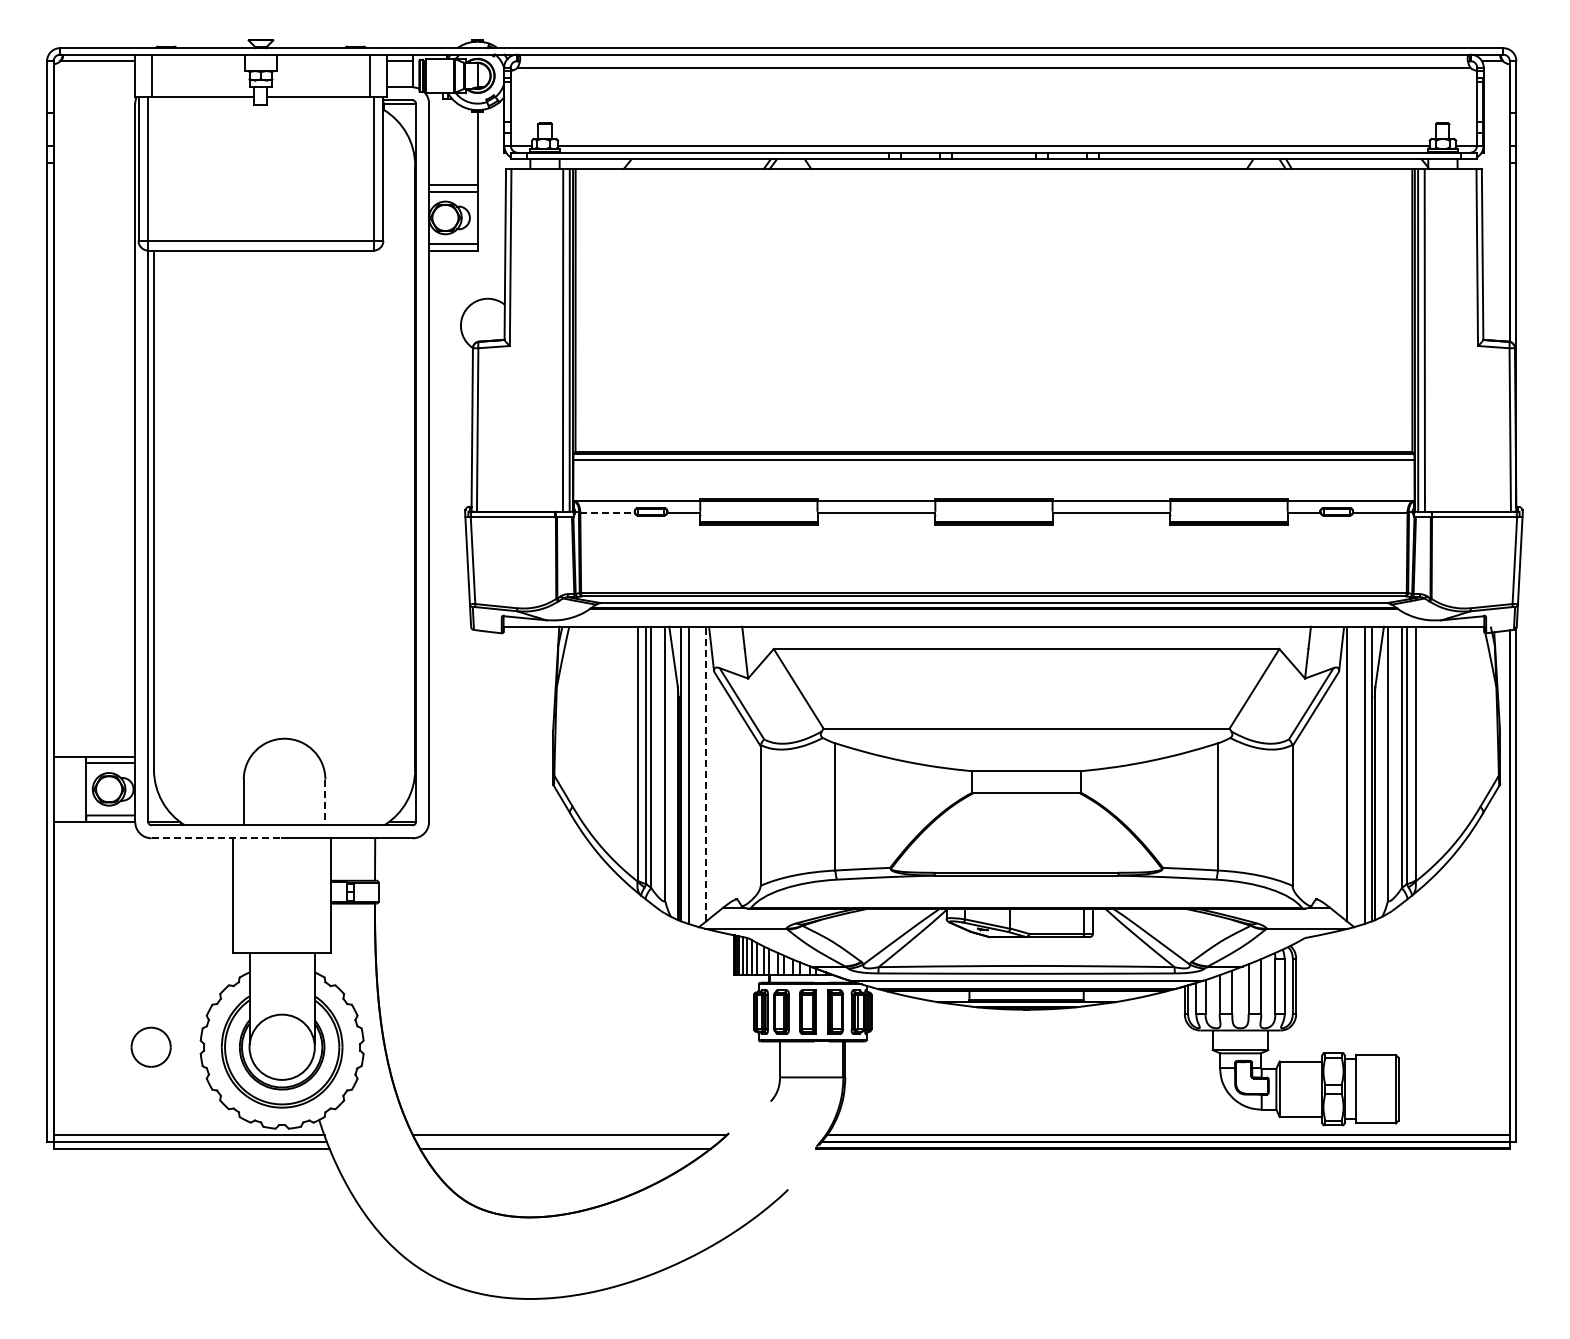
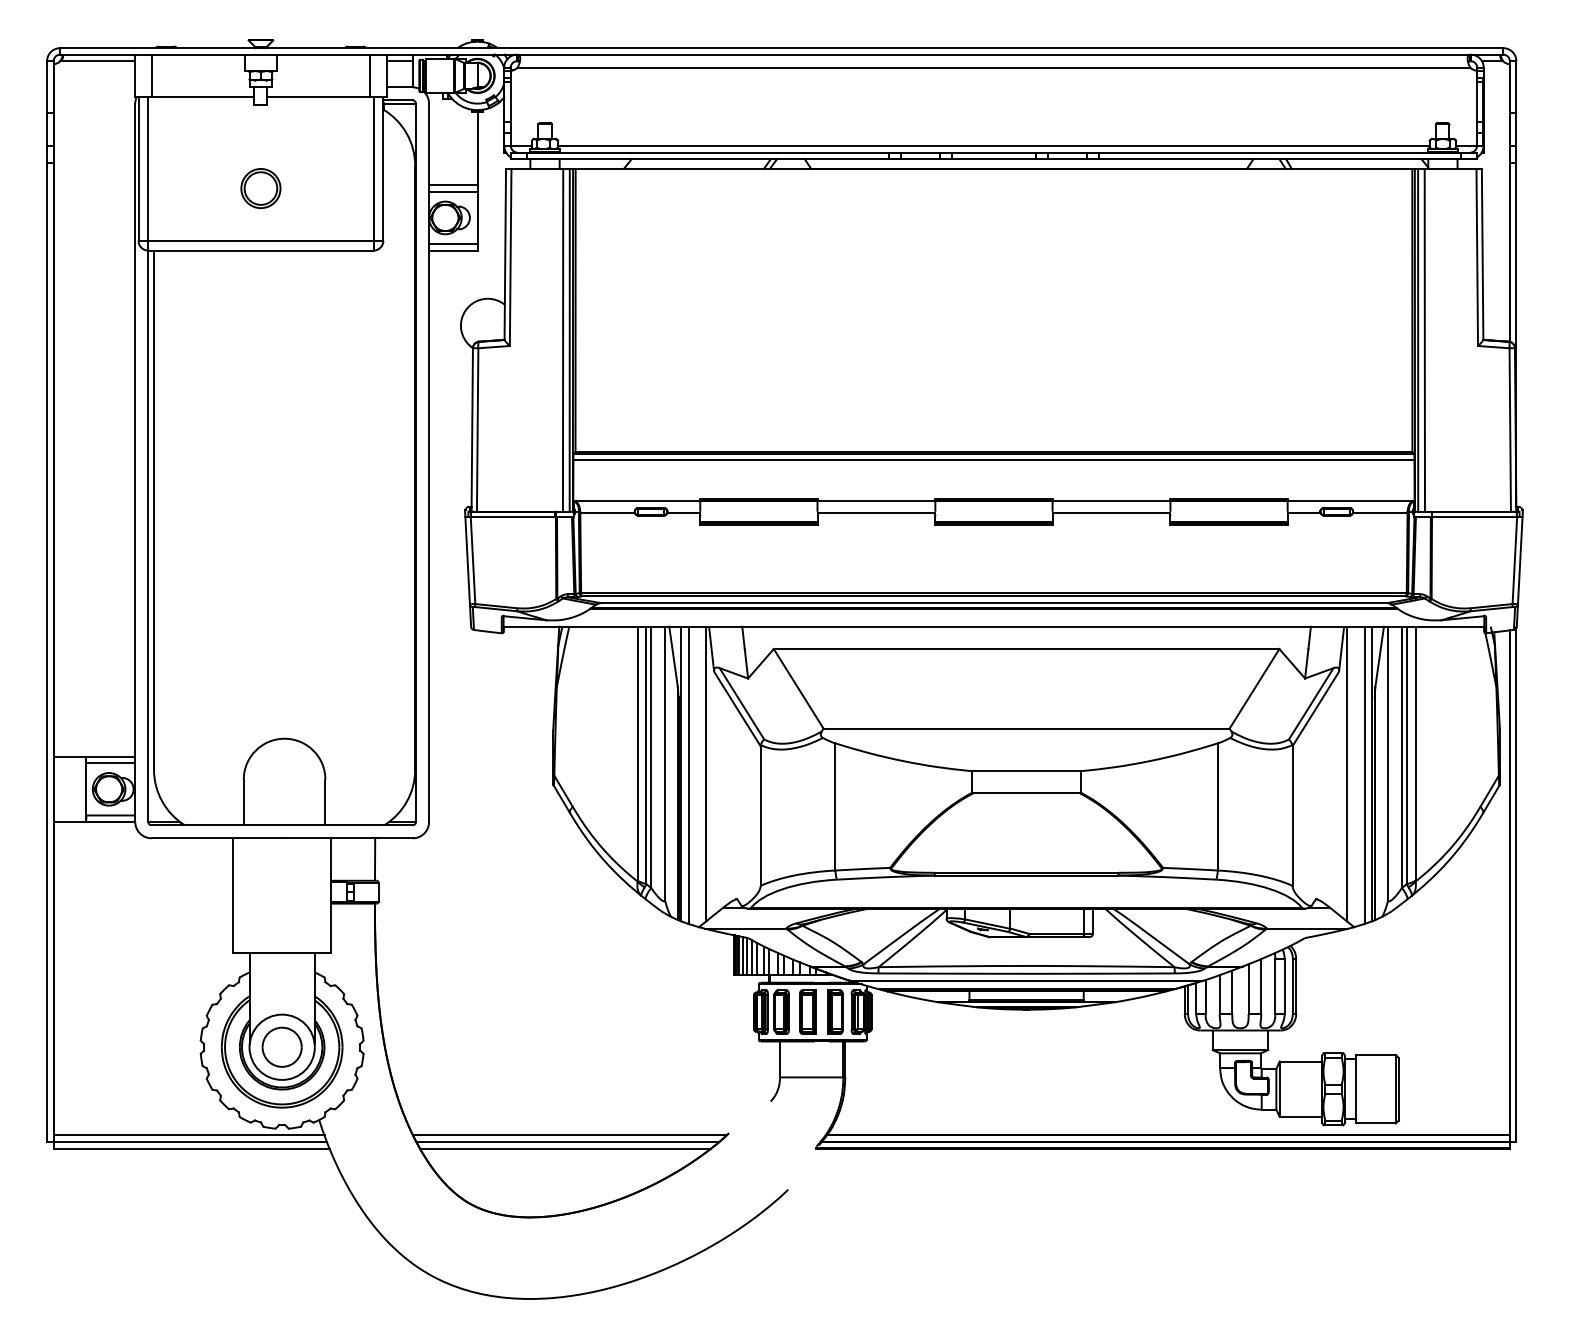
part: none -> present (260, 188)
line: dashed -> solid (608, 512)
line: dashed -> solid (706, 773)
line: dashed -> solid (325, 802)
line: dashed -> solid (217, 838)
part position: (150, 1046) -> (281, 1046) (281, 1046)
line: none -> present (567, 1141)
